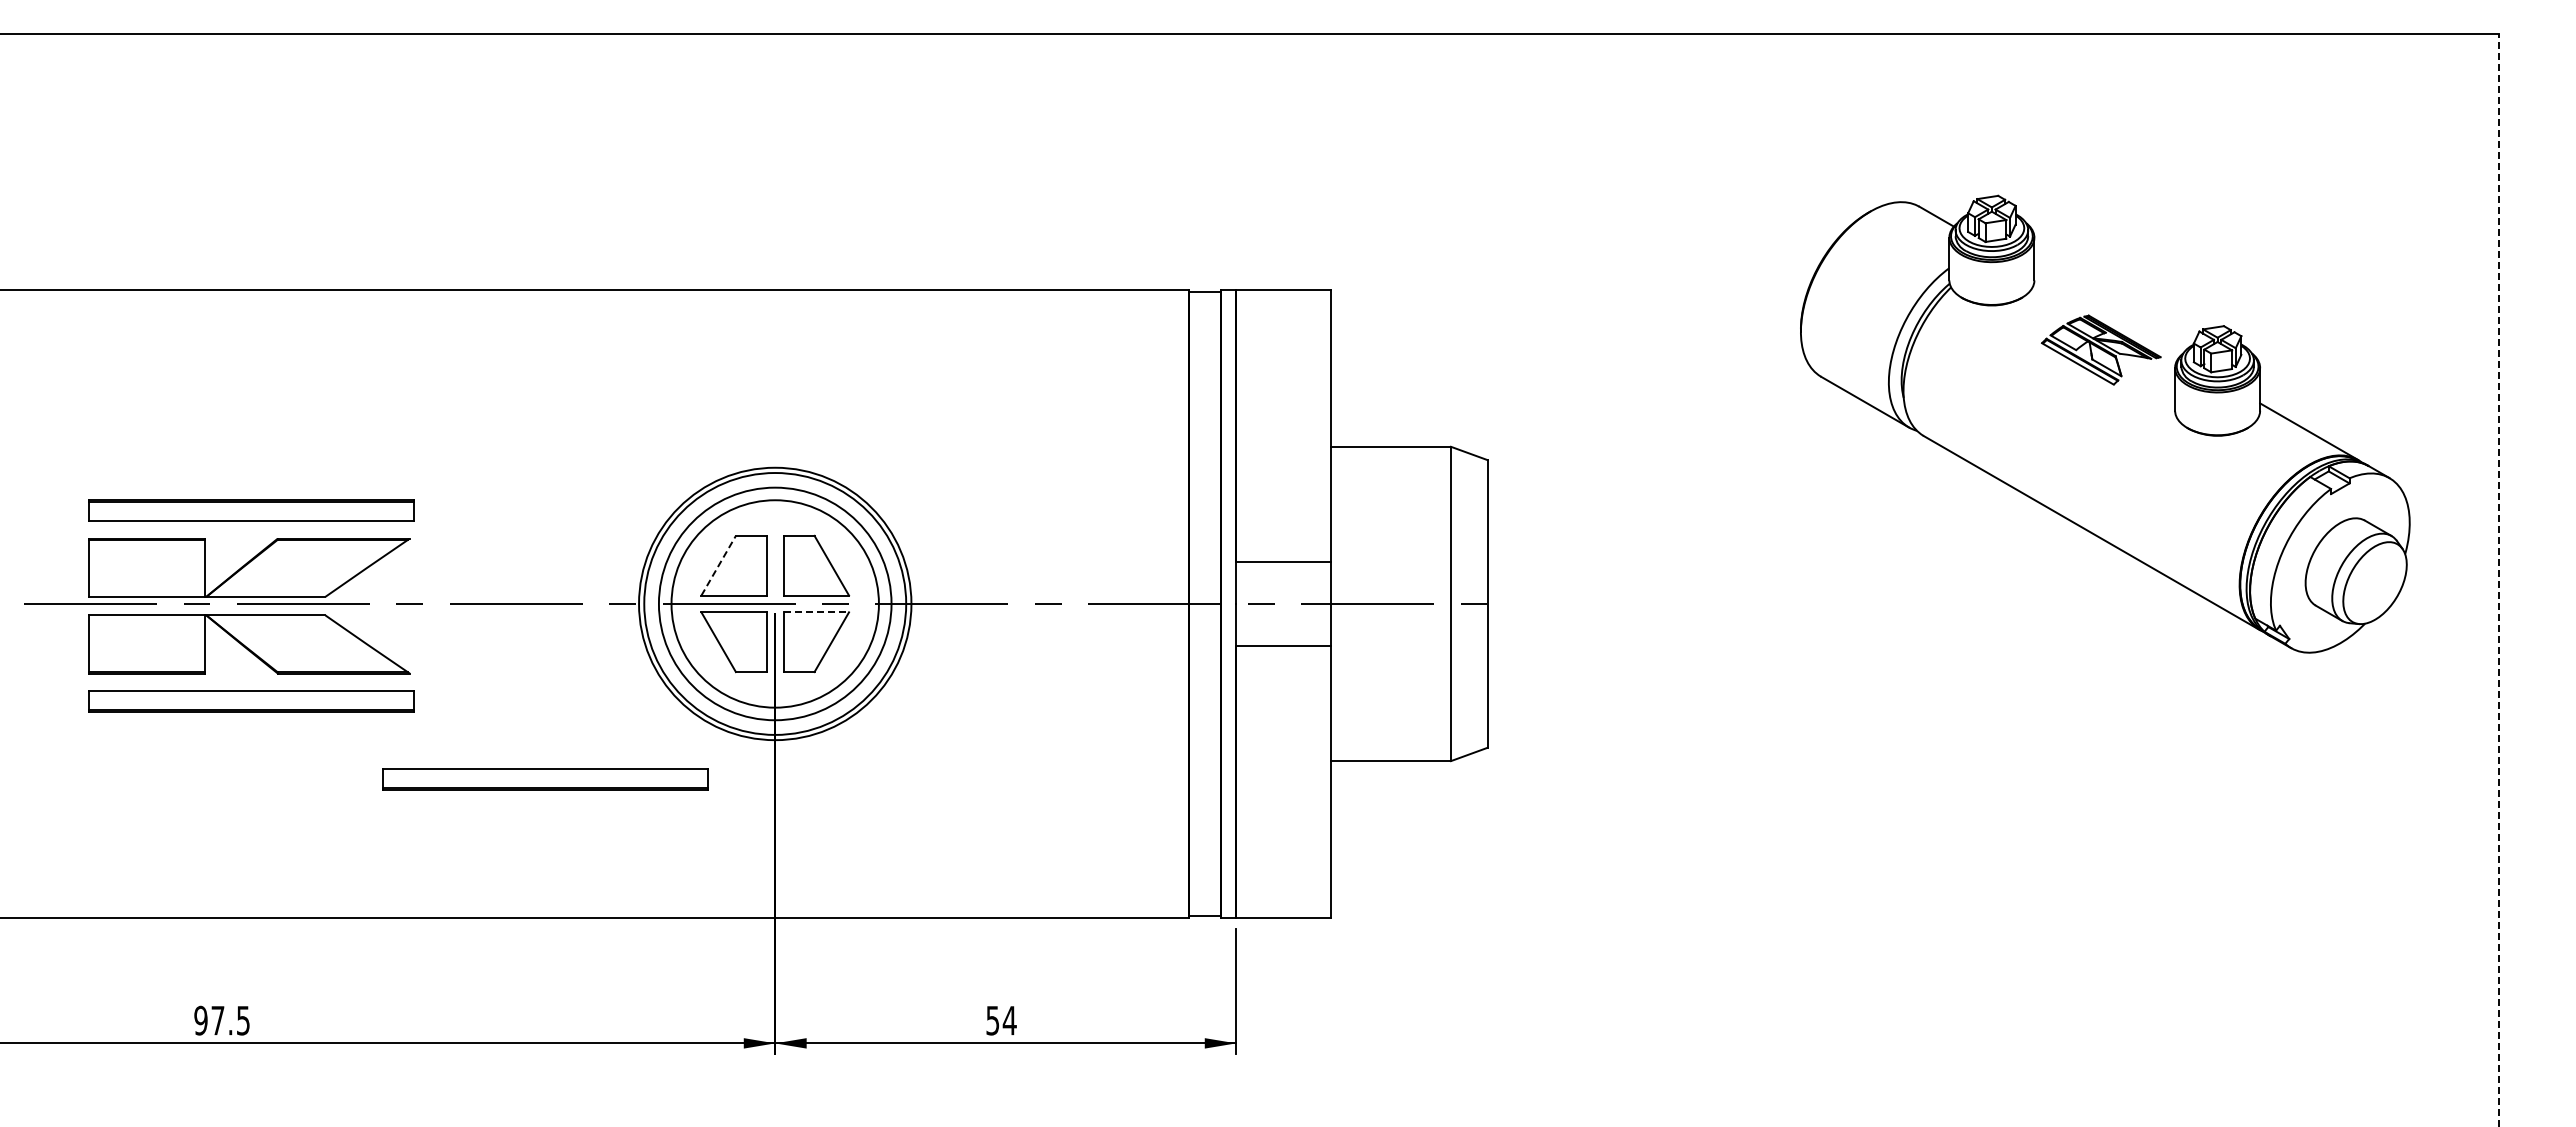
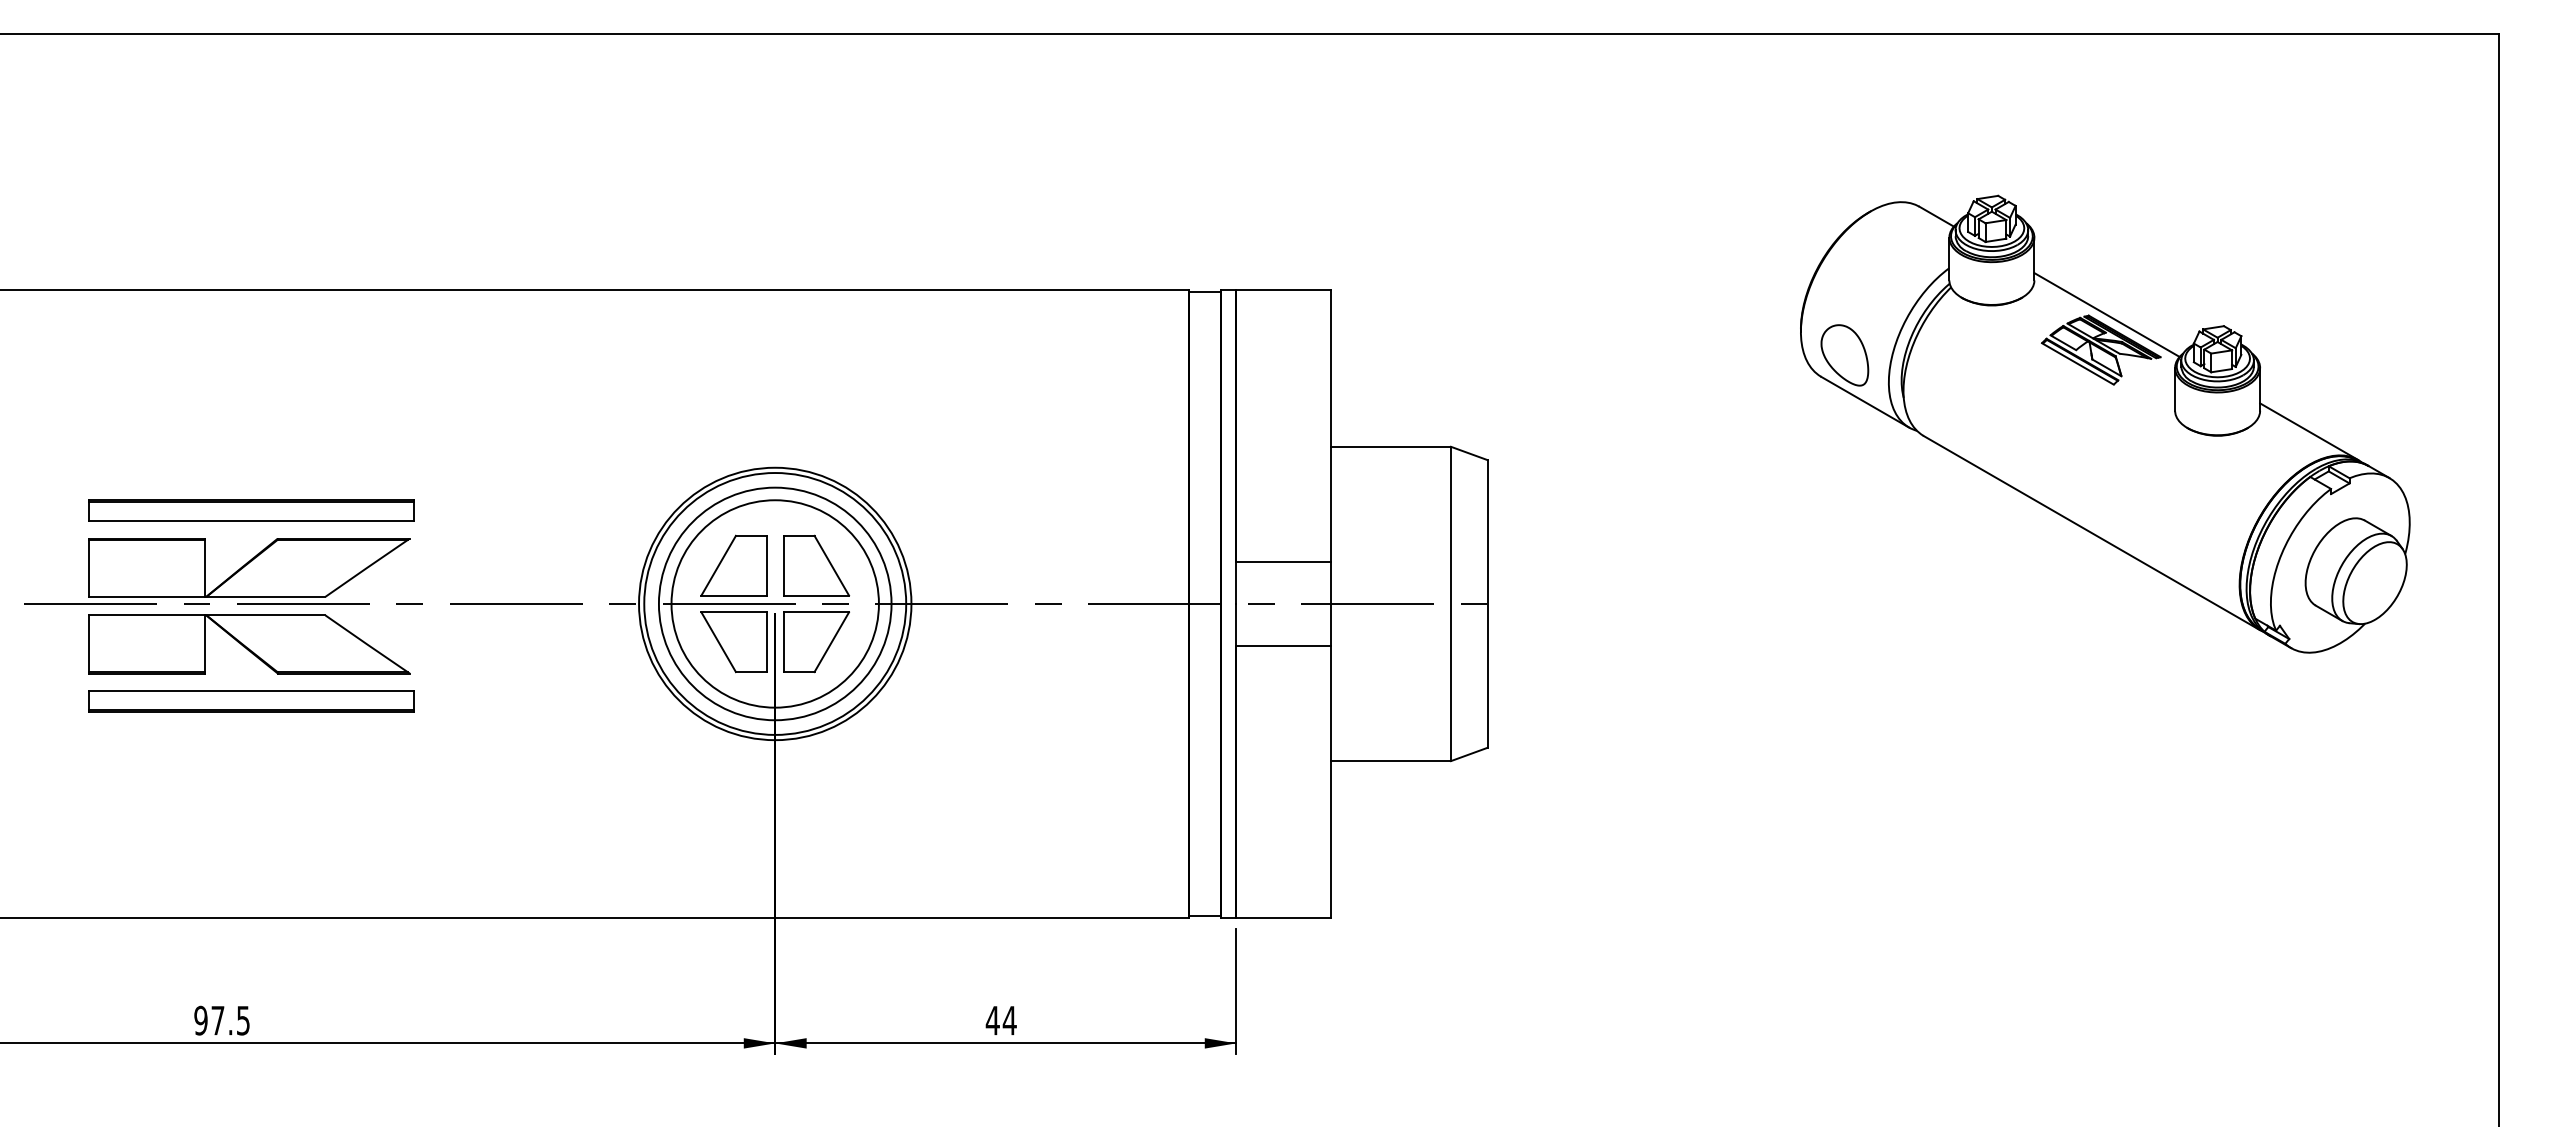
line: none -> present (2106, 314)
part: none -> present (1844, 355)
line: dashed -> solid (718, 565)
line: dashed -> solid (2498, 580)
line: dashed -> solid (816, 612)
part: present -> none (545, 779)
text: 54 -> 44 (992, 1020)
